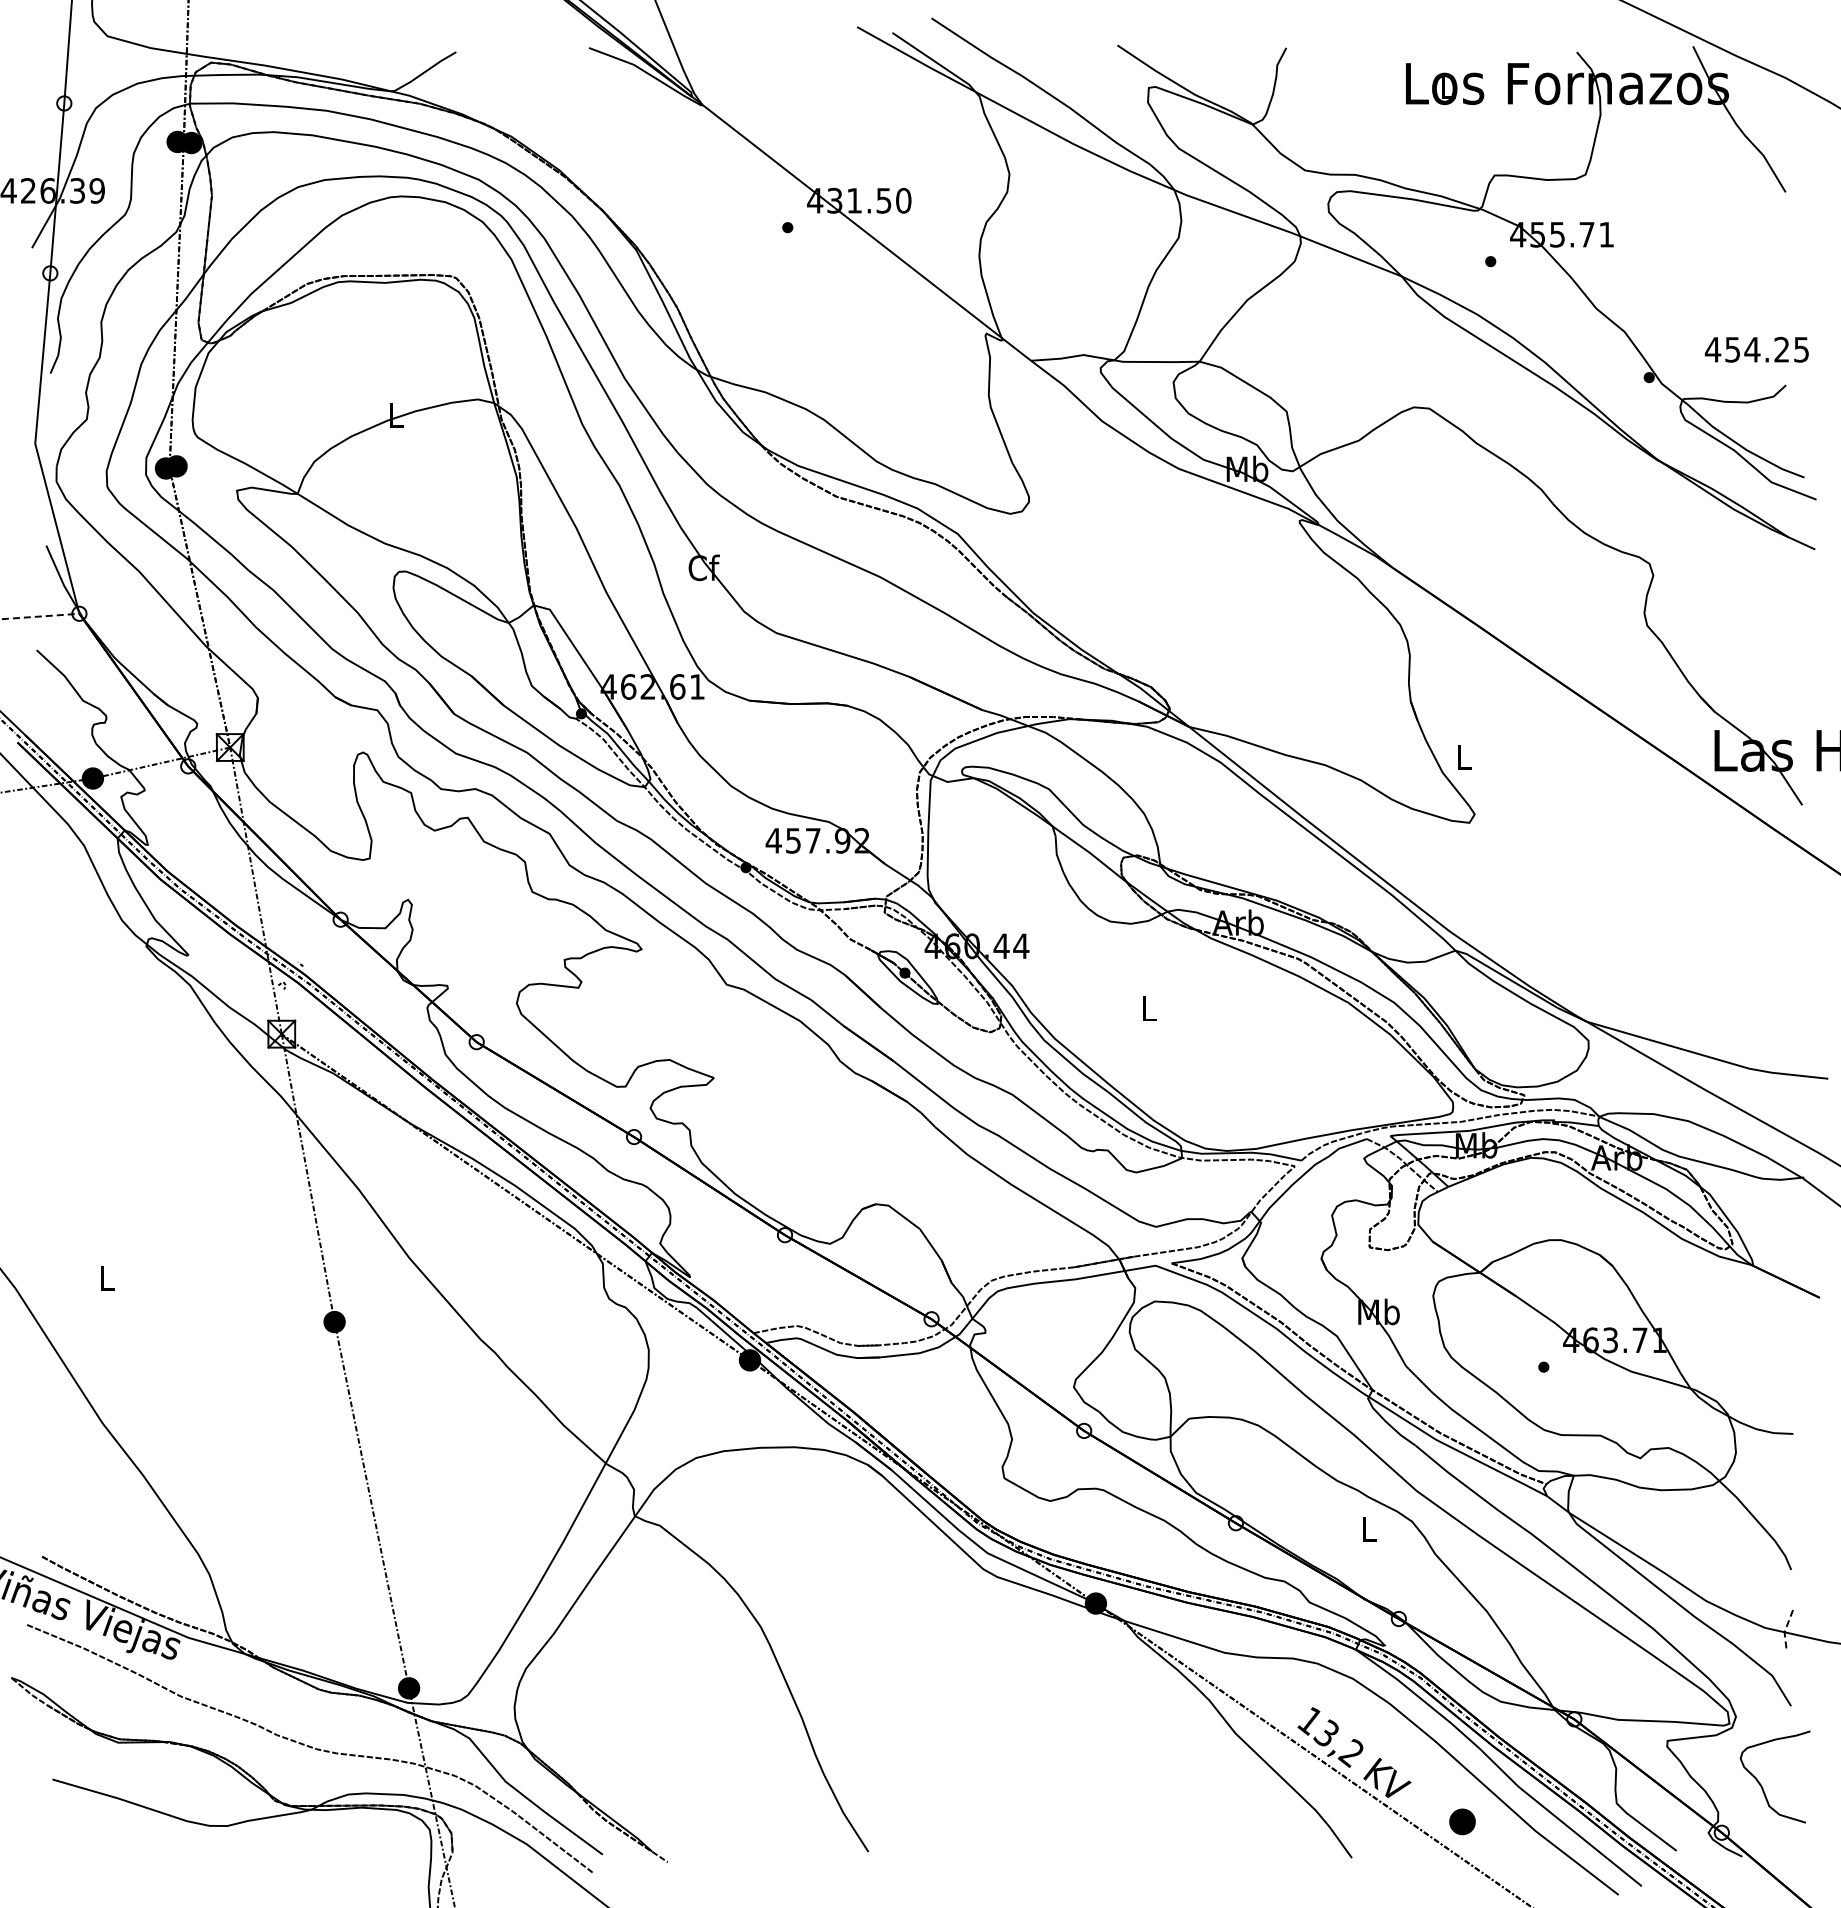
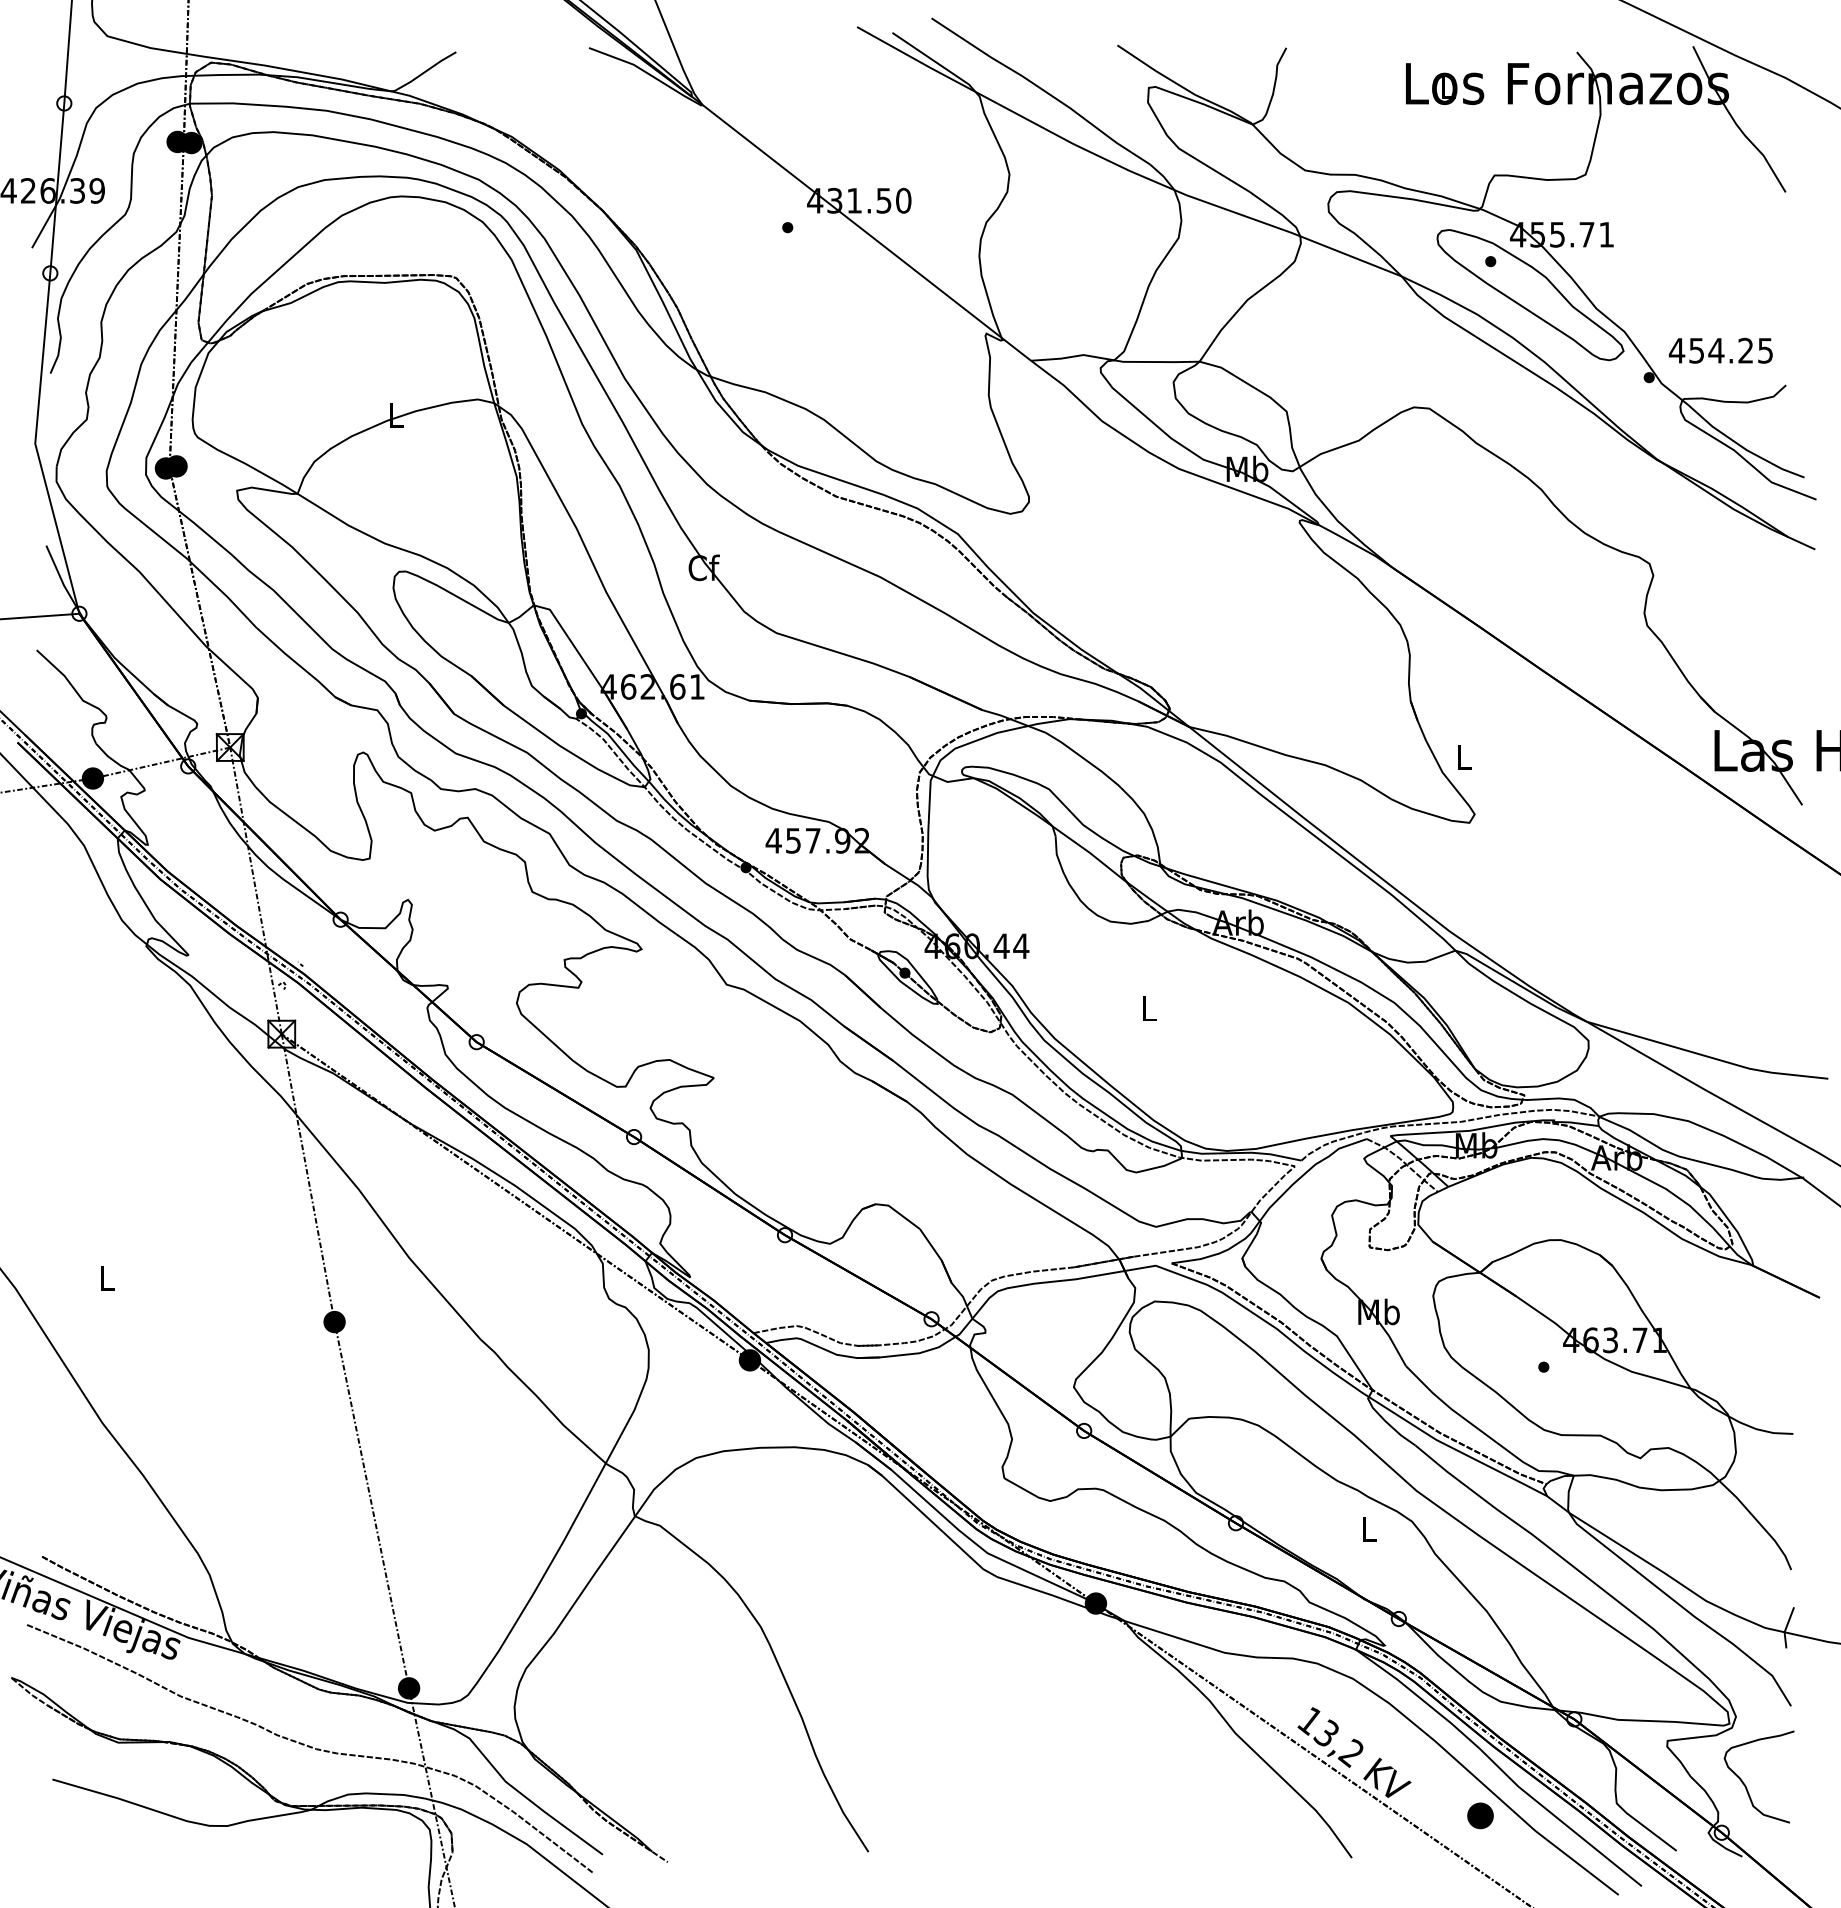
part: none -> present (1530, 295)
text position: (1756, 349) -> (1720, 350) (1720, 350)
line: dashed -> solid (40, 616)
line: dashed -> solid (1786, 1627)
curve position: (1761, 1784) -> (1745, 1784) (1745, 1784)
part position: (1462, 1821) -> (1480, 1815) (1480, 1815)
